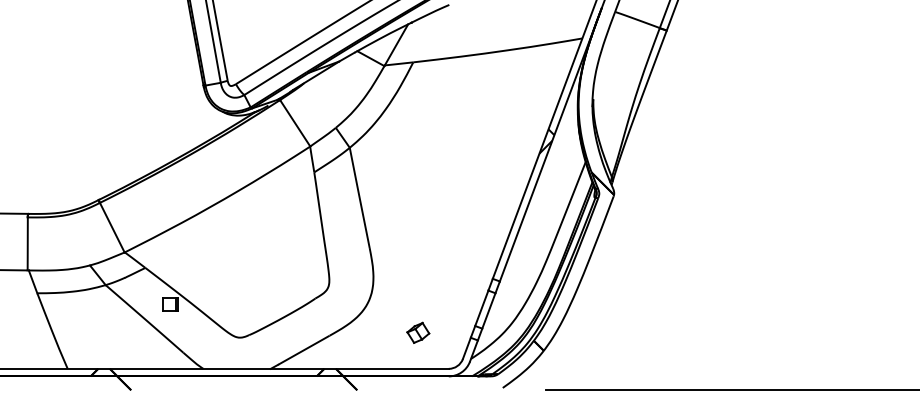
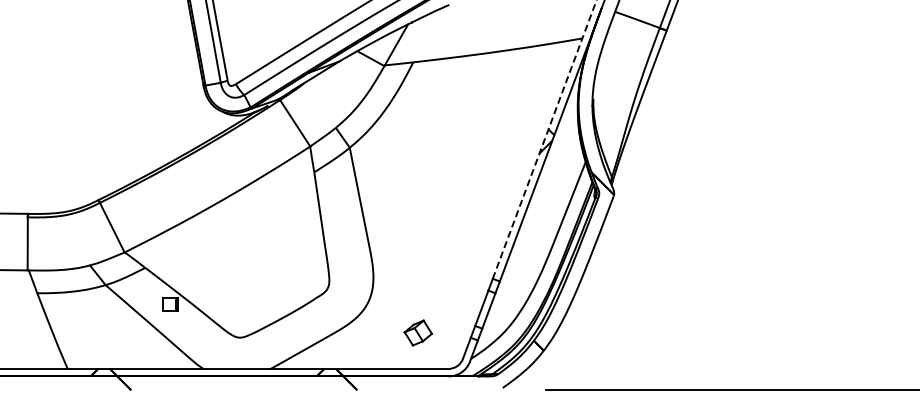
line: solid -> dashed (544, 139)
part size: 25x23 px -> 30x28 px (417, 332)
